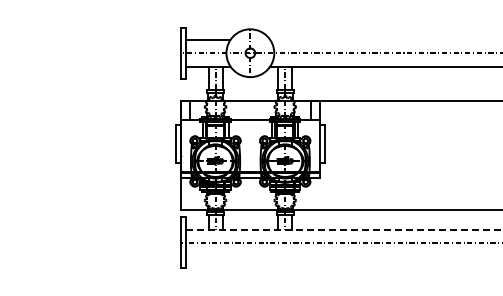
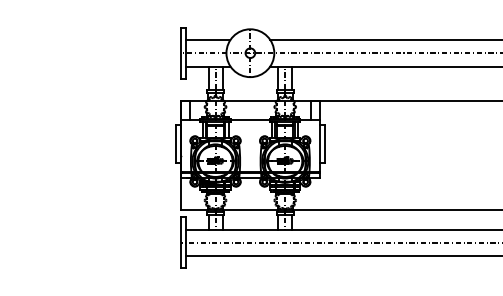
line: none -> present (384, 39)
line: dashed -> solid (344, 229)
line: none -> present (342, 256)
